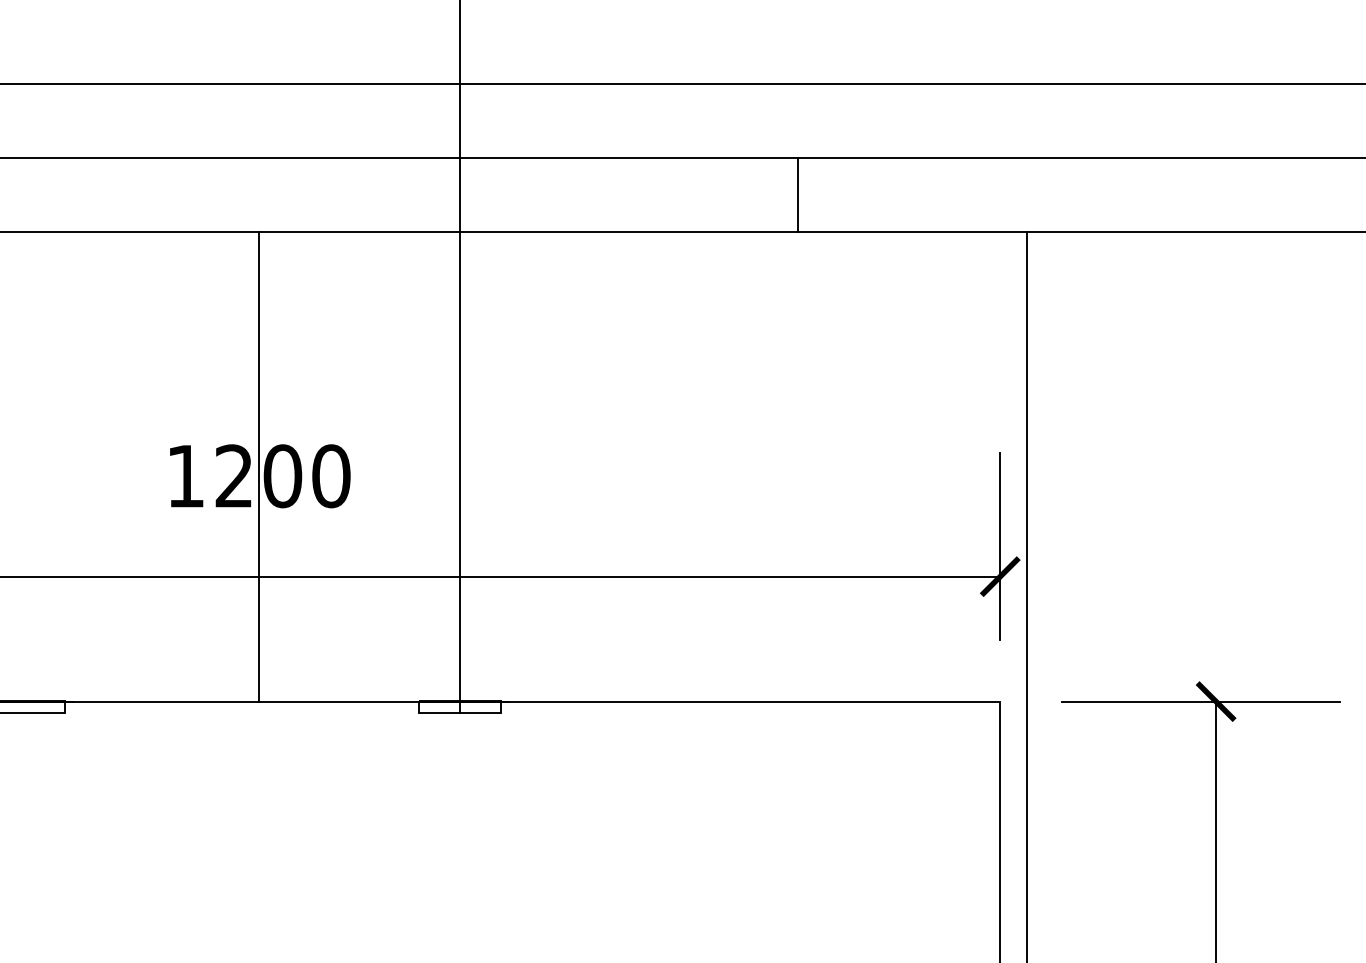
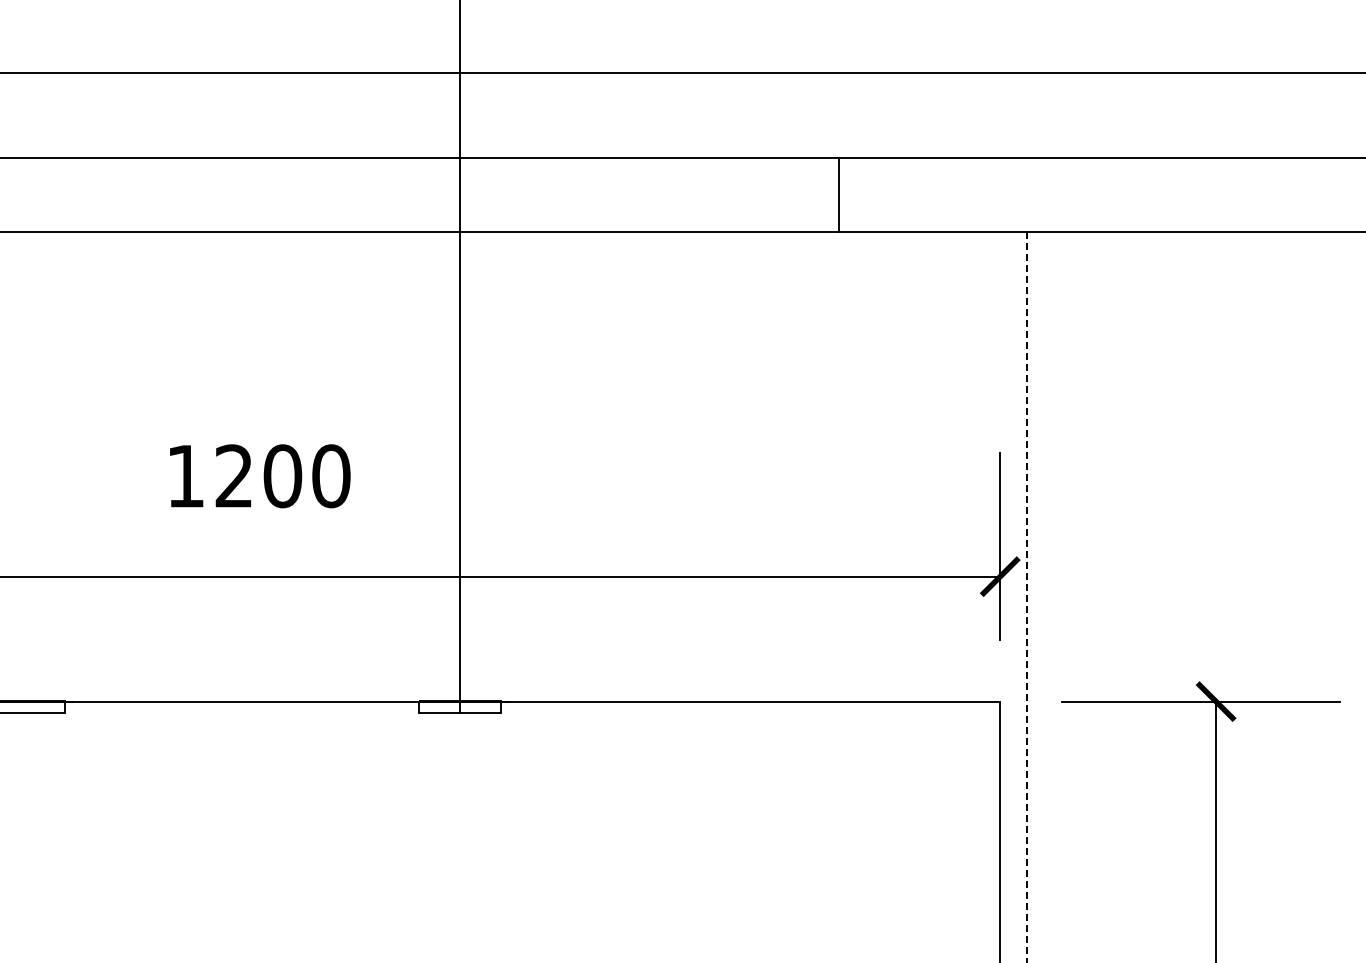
line position: (682, 83) -> (682, 72) (682, 72)
line position: (797, 194) -> (838, 194) (838, 194)
line: present -> none (258, 466)
line: solid -> dashed (1027, 597)
